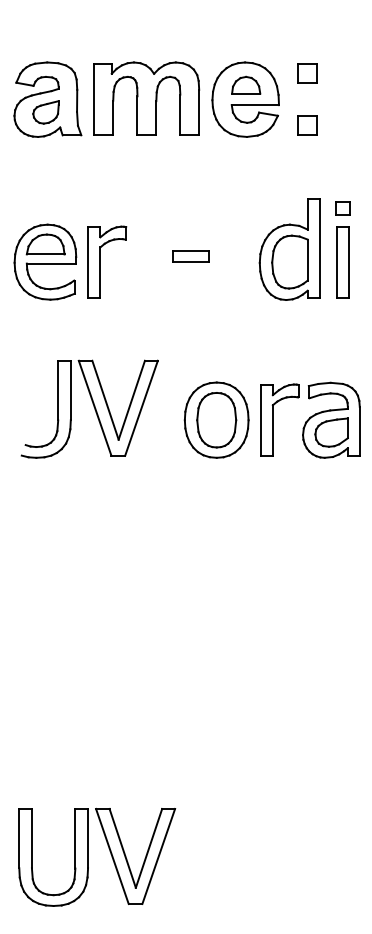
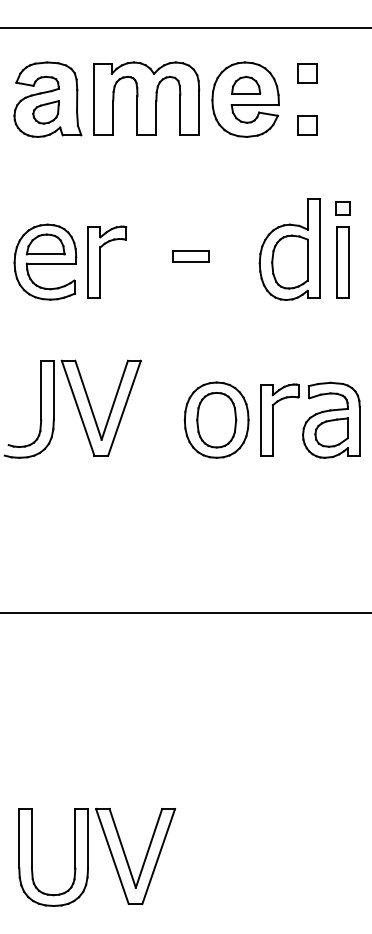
line: none -> present (185, 28)
part position: (89, 408) -> (72, 408) (72, 408)
line: none -> present (185, 613)
